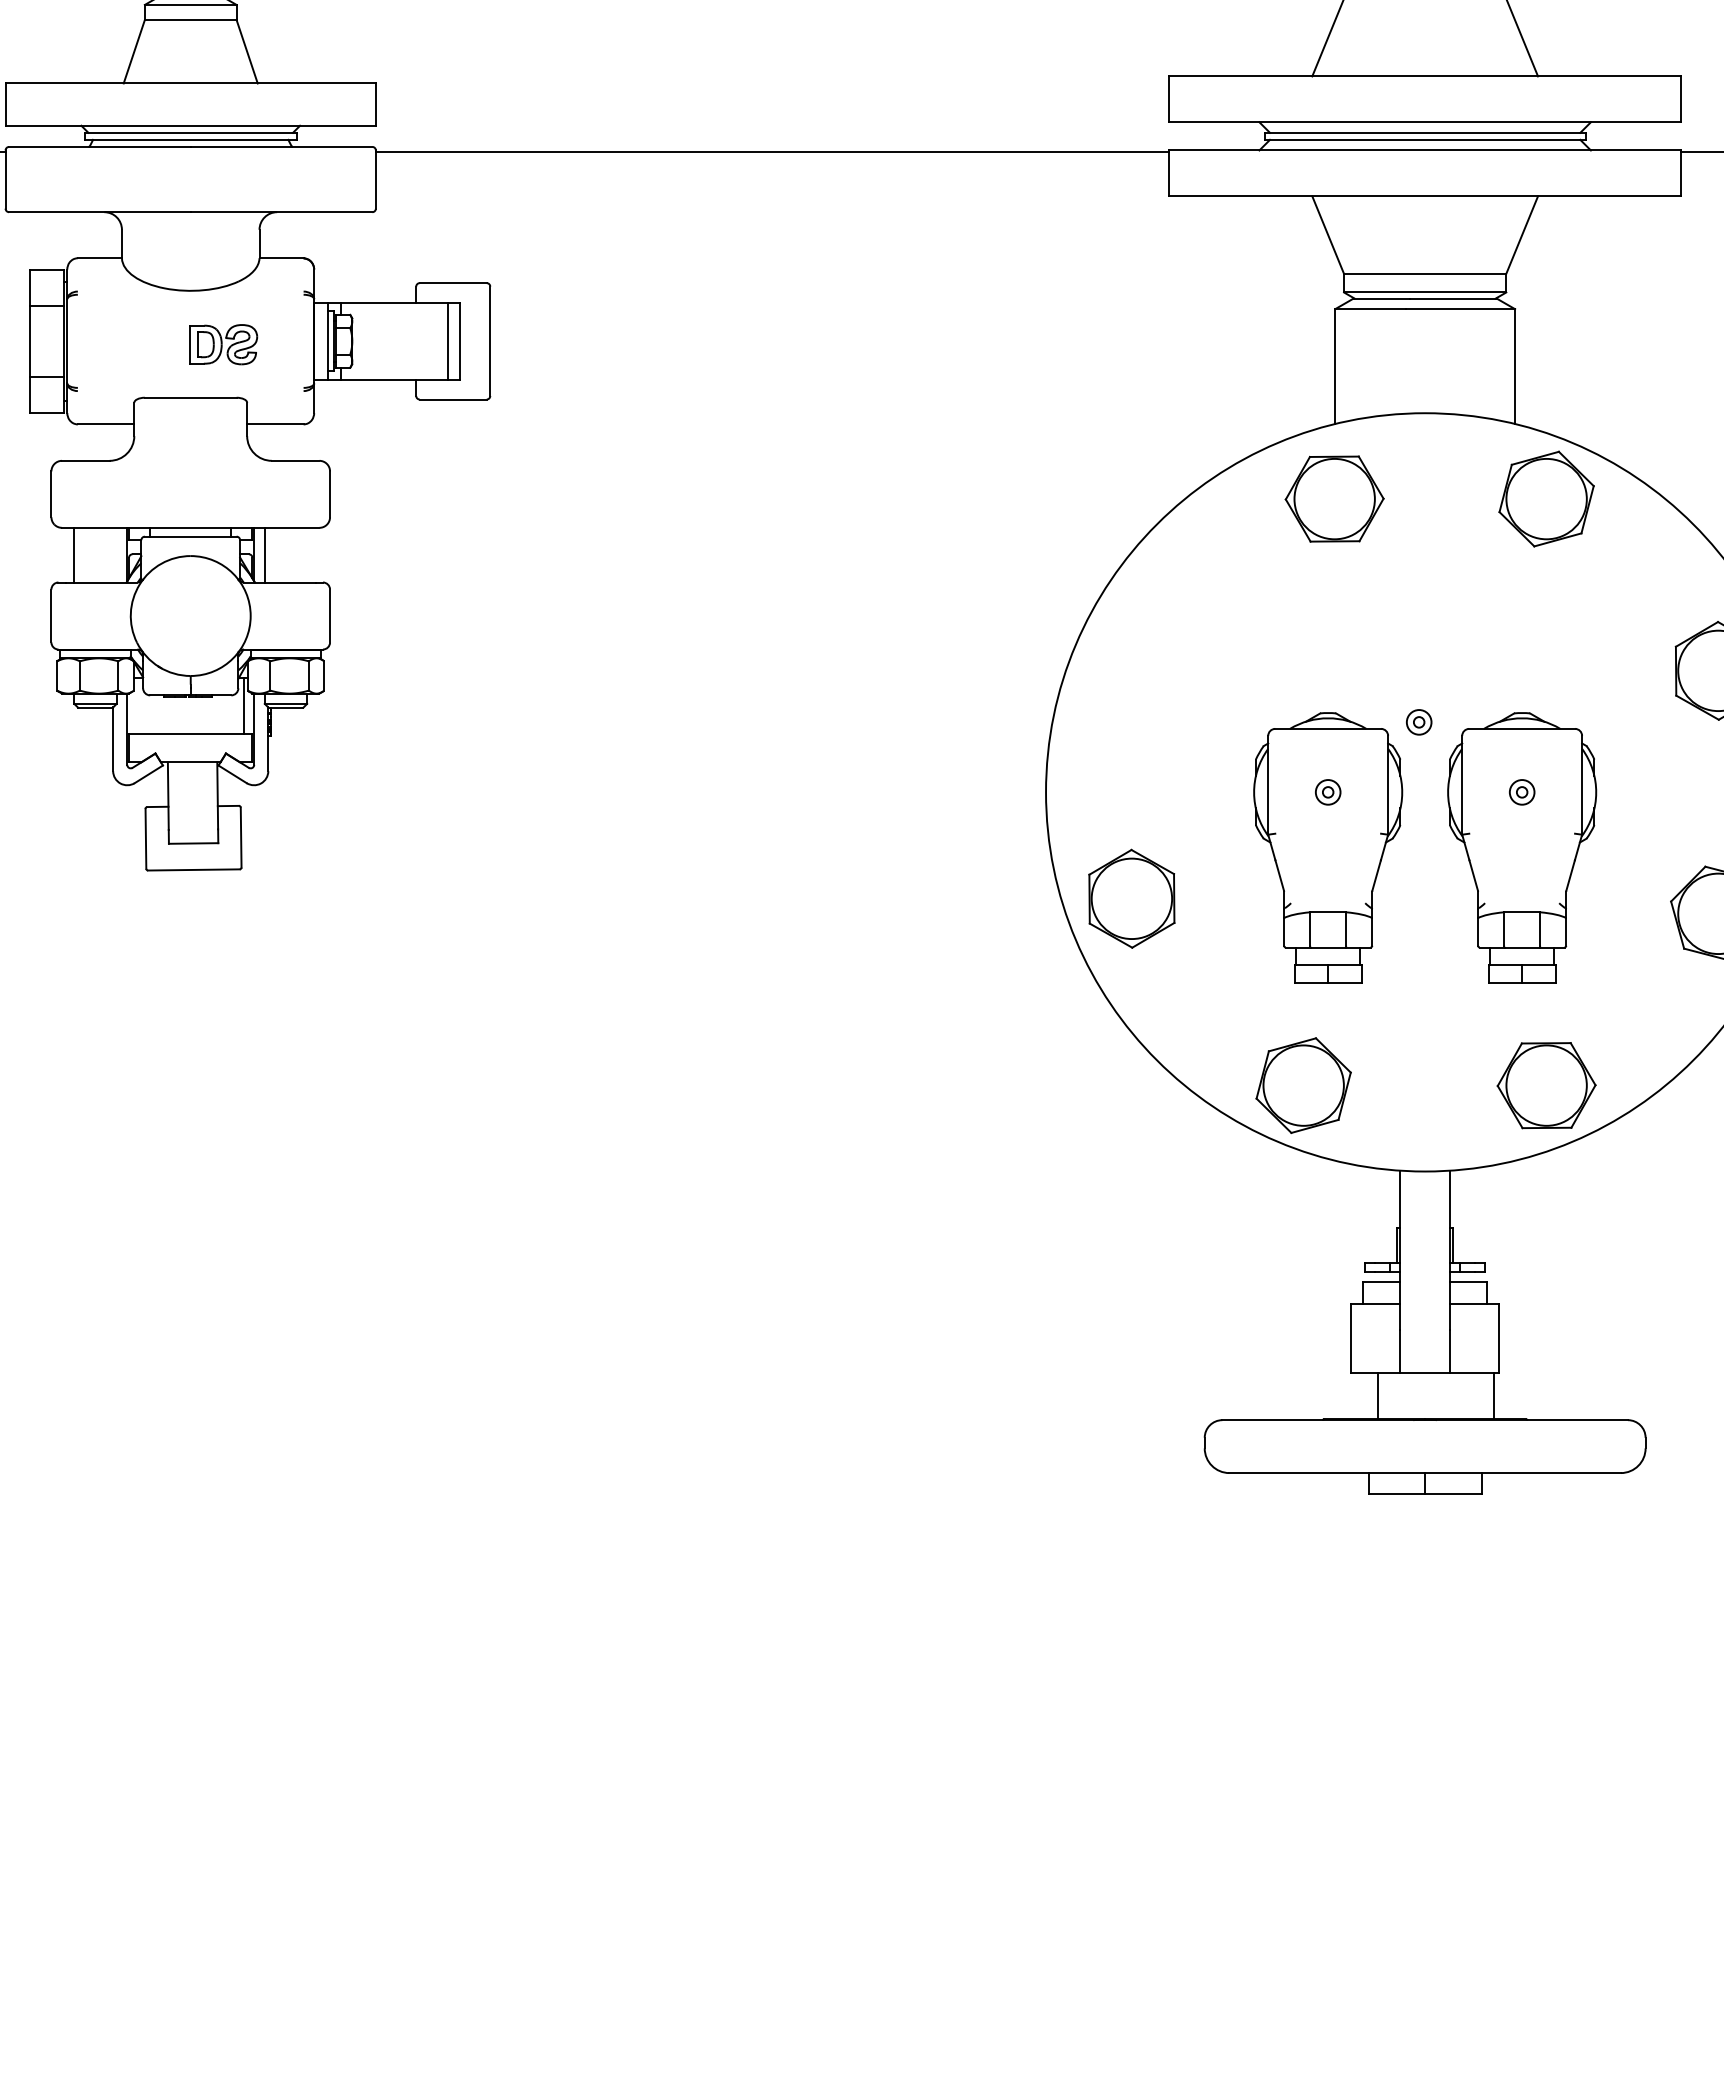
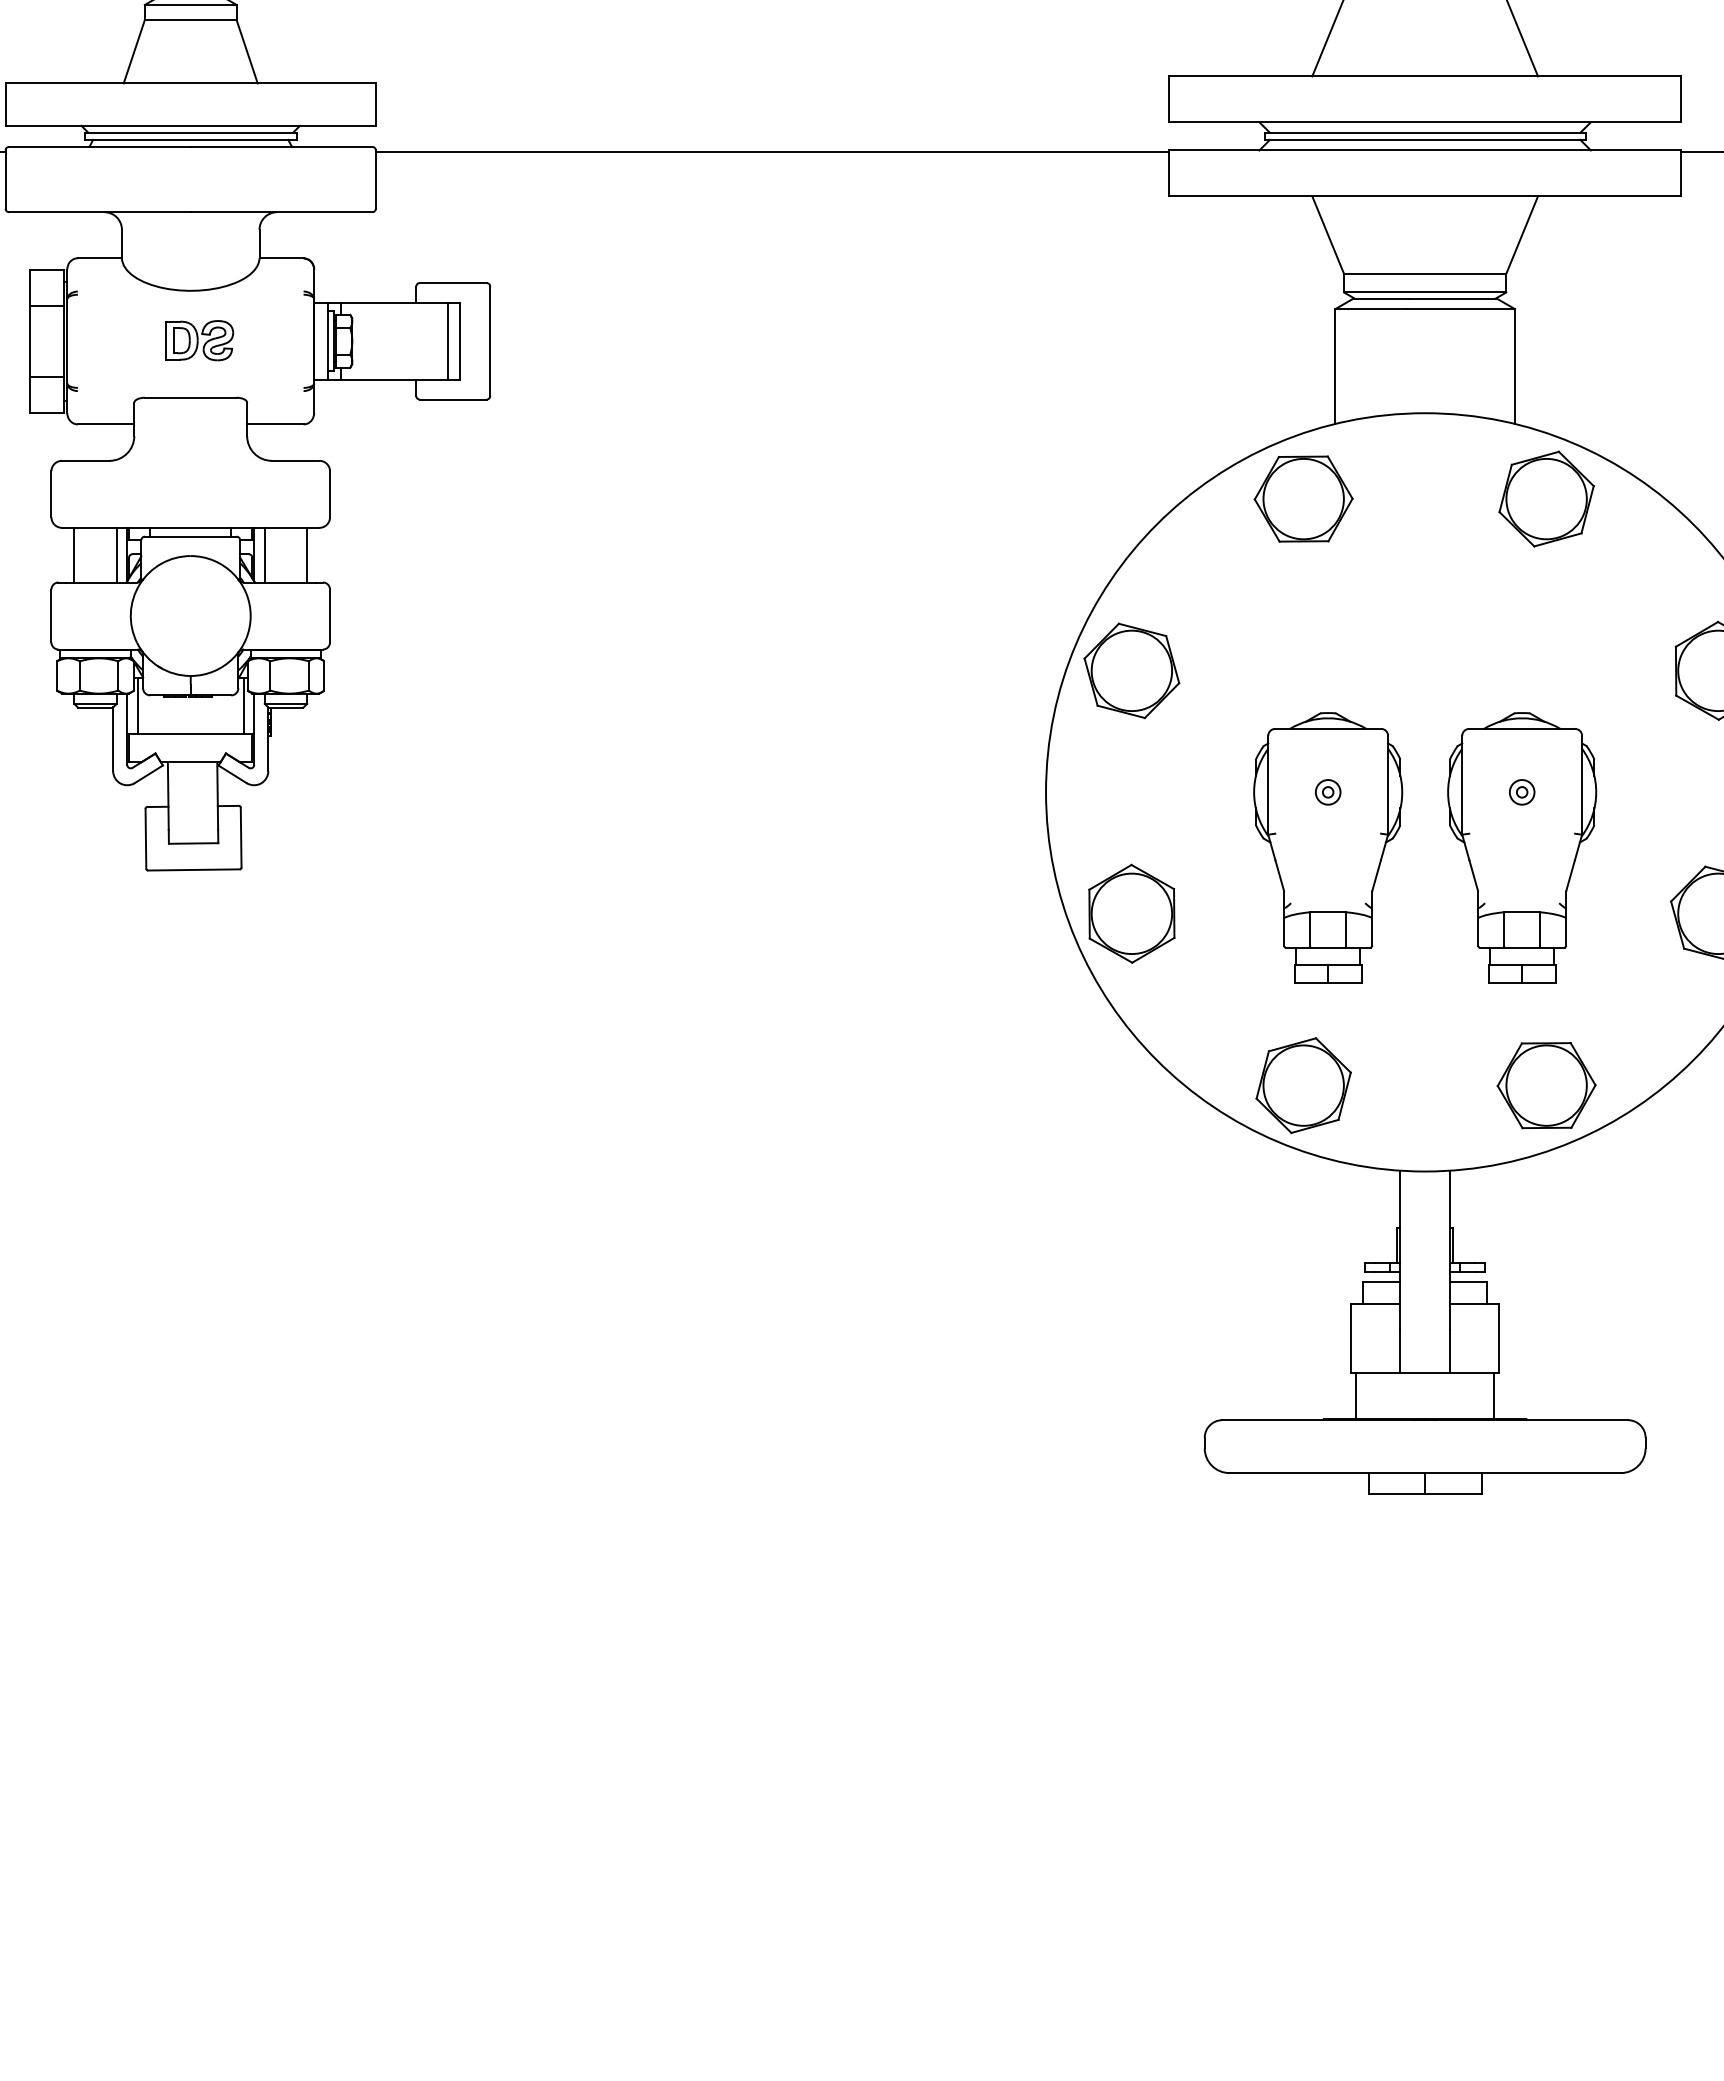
part position: (223, 344) -> (199, 340) (199, 340)
part position: (1334, 498) -> (1303, 498) (1303, 498)
line: none -> present (116, 554)
line: none -> present (307, 554)
part: none -> present (1131, 670)
line: none -> present (137, 705)
part: present -> none (1419, 722)
part position: (1131, 898) -> (1131, 913) (1131, 913)
line position: (1378, 1395) -> (1356, 1395) (1356, 1395)
